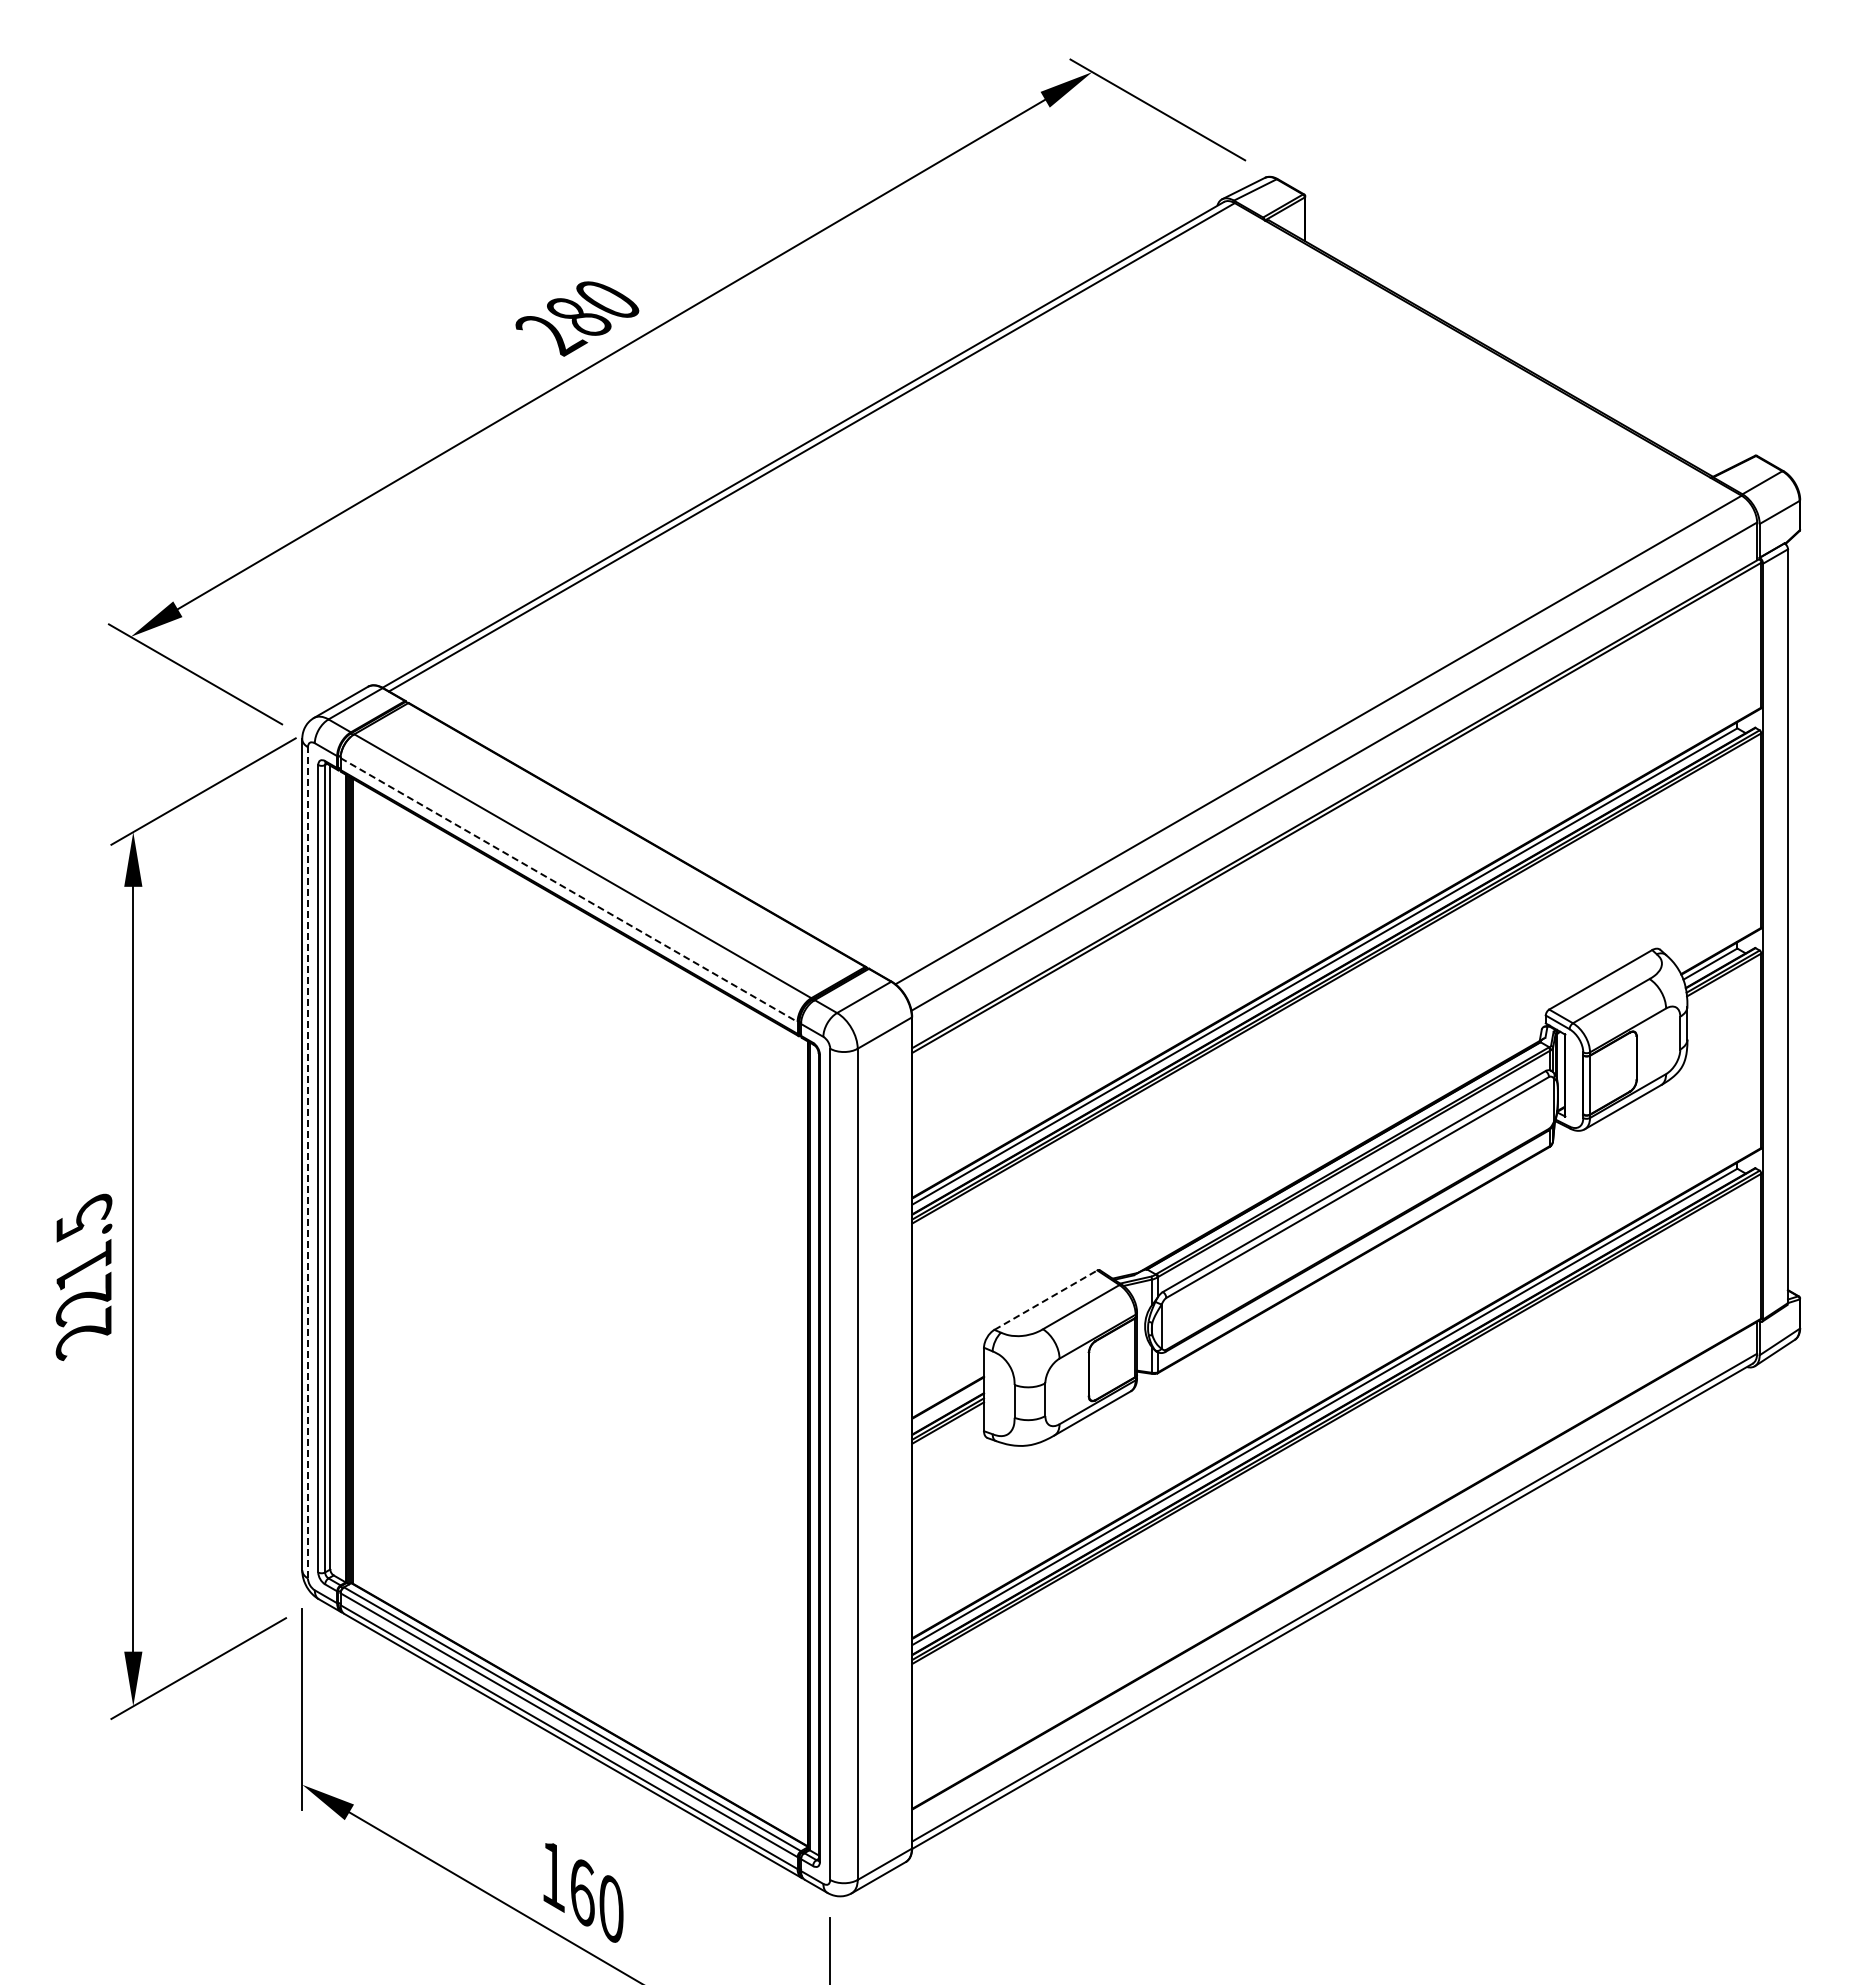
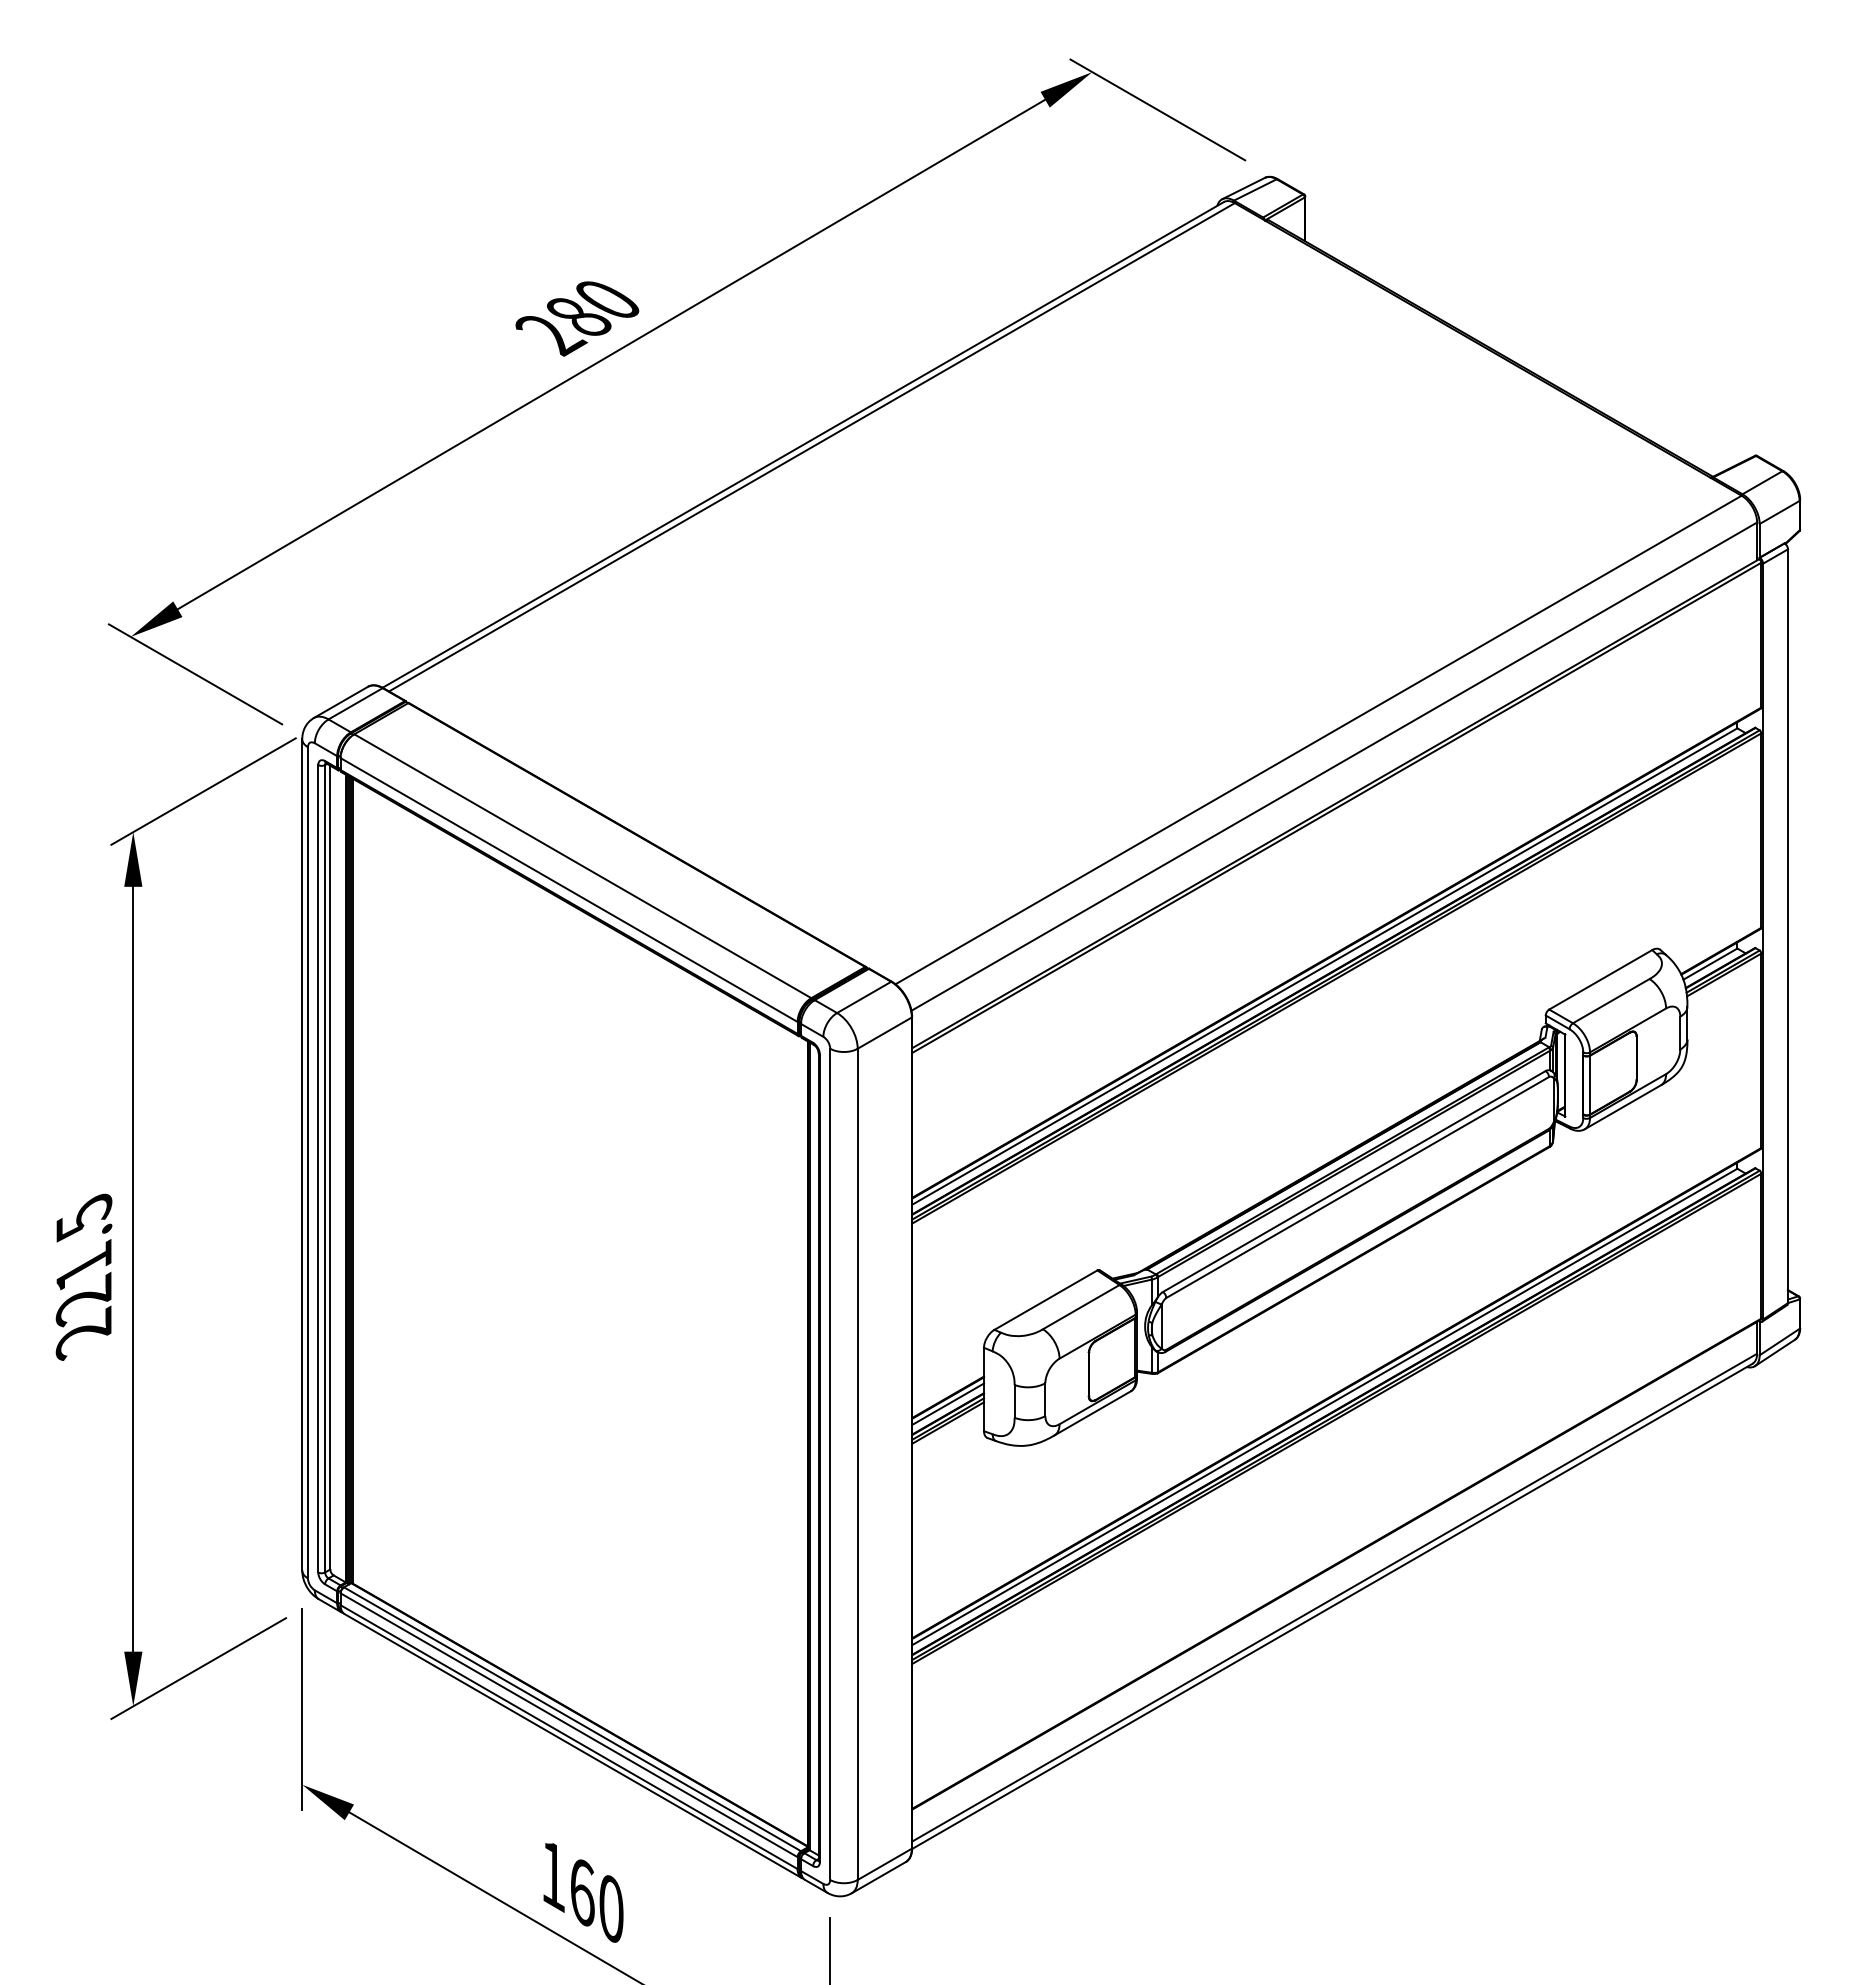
line: dashed -> solid (569, 890)
line: dashed -> solid (307, 1162)
line: dashed -> solid (1046, 1299)
line: none -> present (948, 1403)
